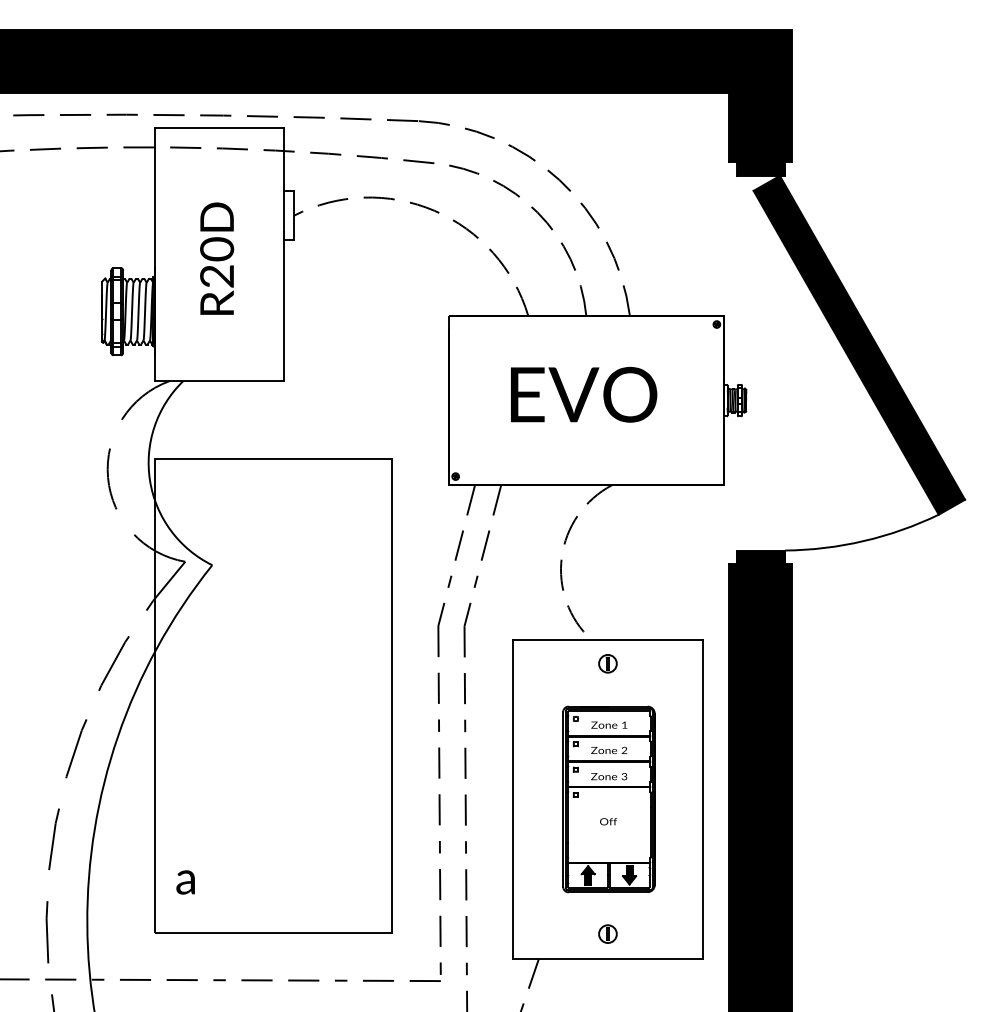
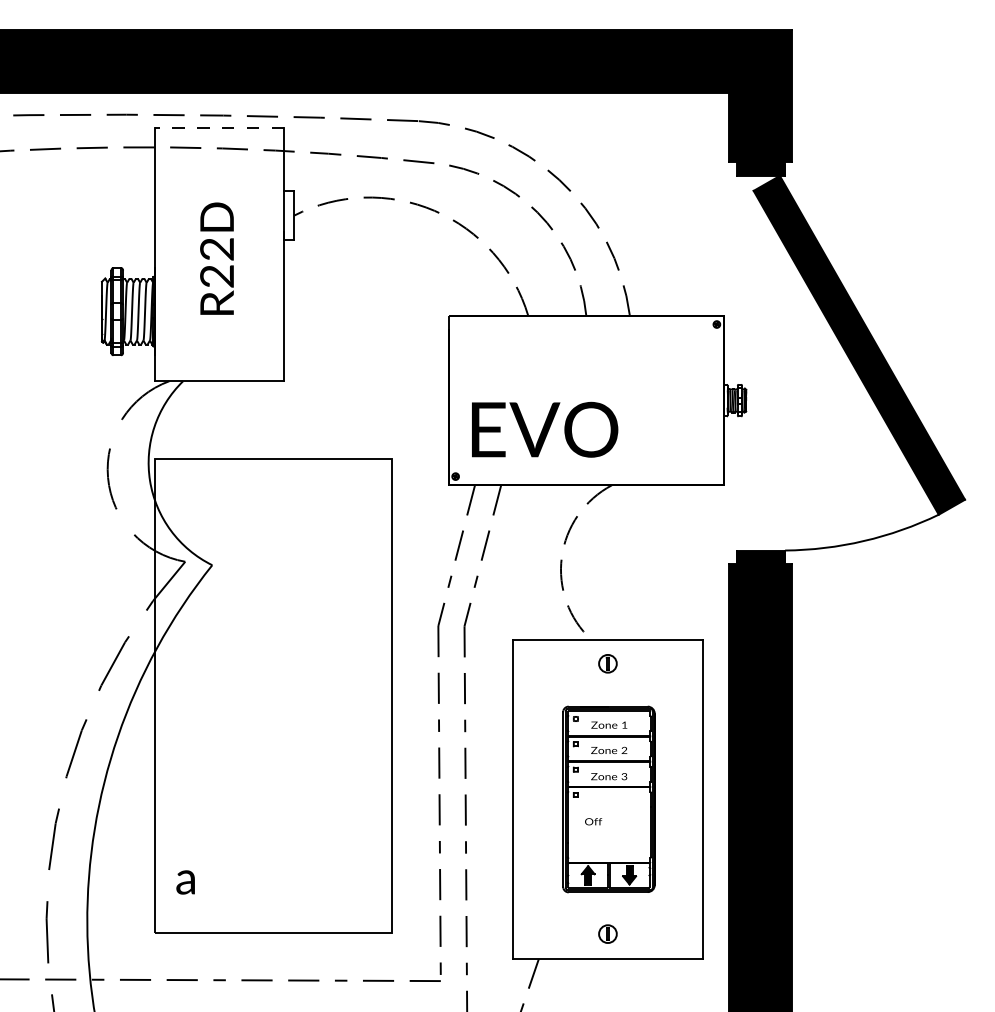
line: solid -> dashed (219, 128)
text: R20D -> R22D (217, 249)
text position: (584, 394) -> (545, 429) (545, 429)
text position: (608, 821) -> (593, 821) (593, 821)
